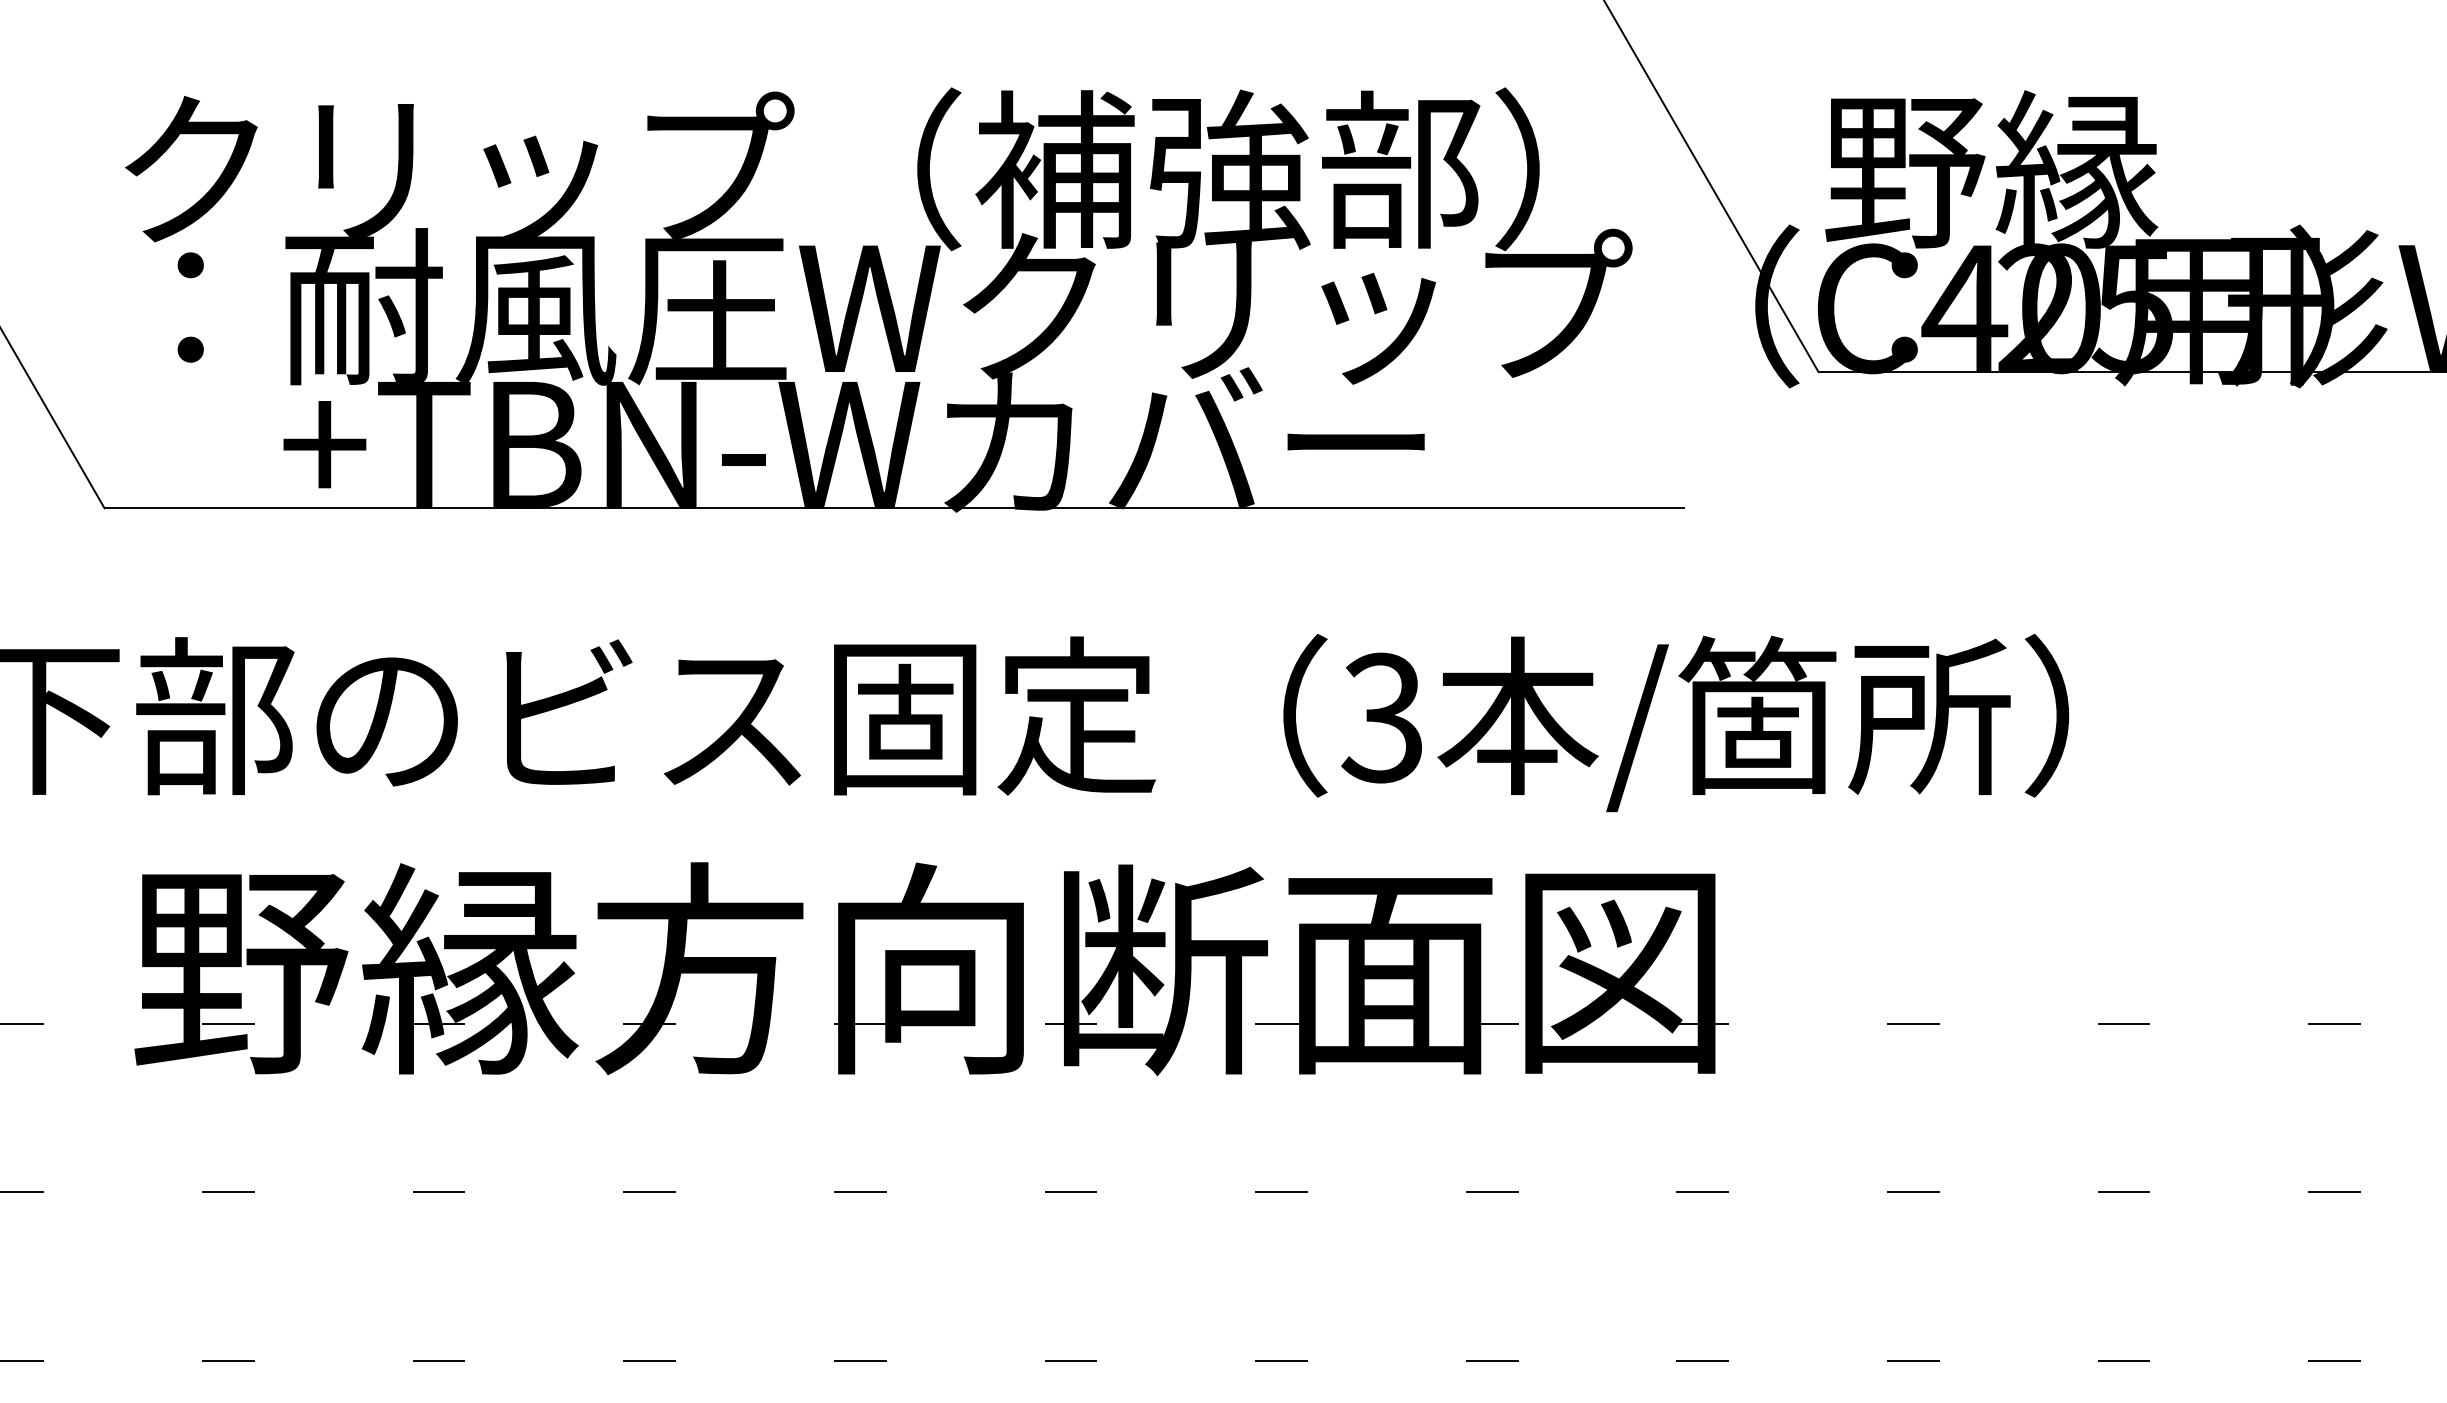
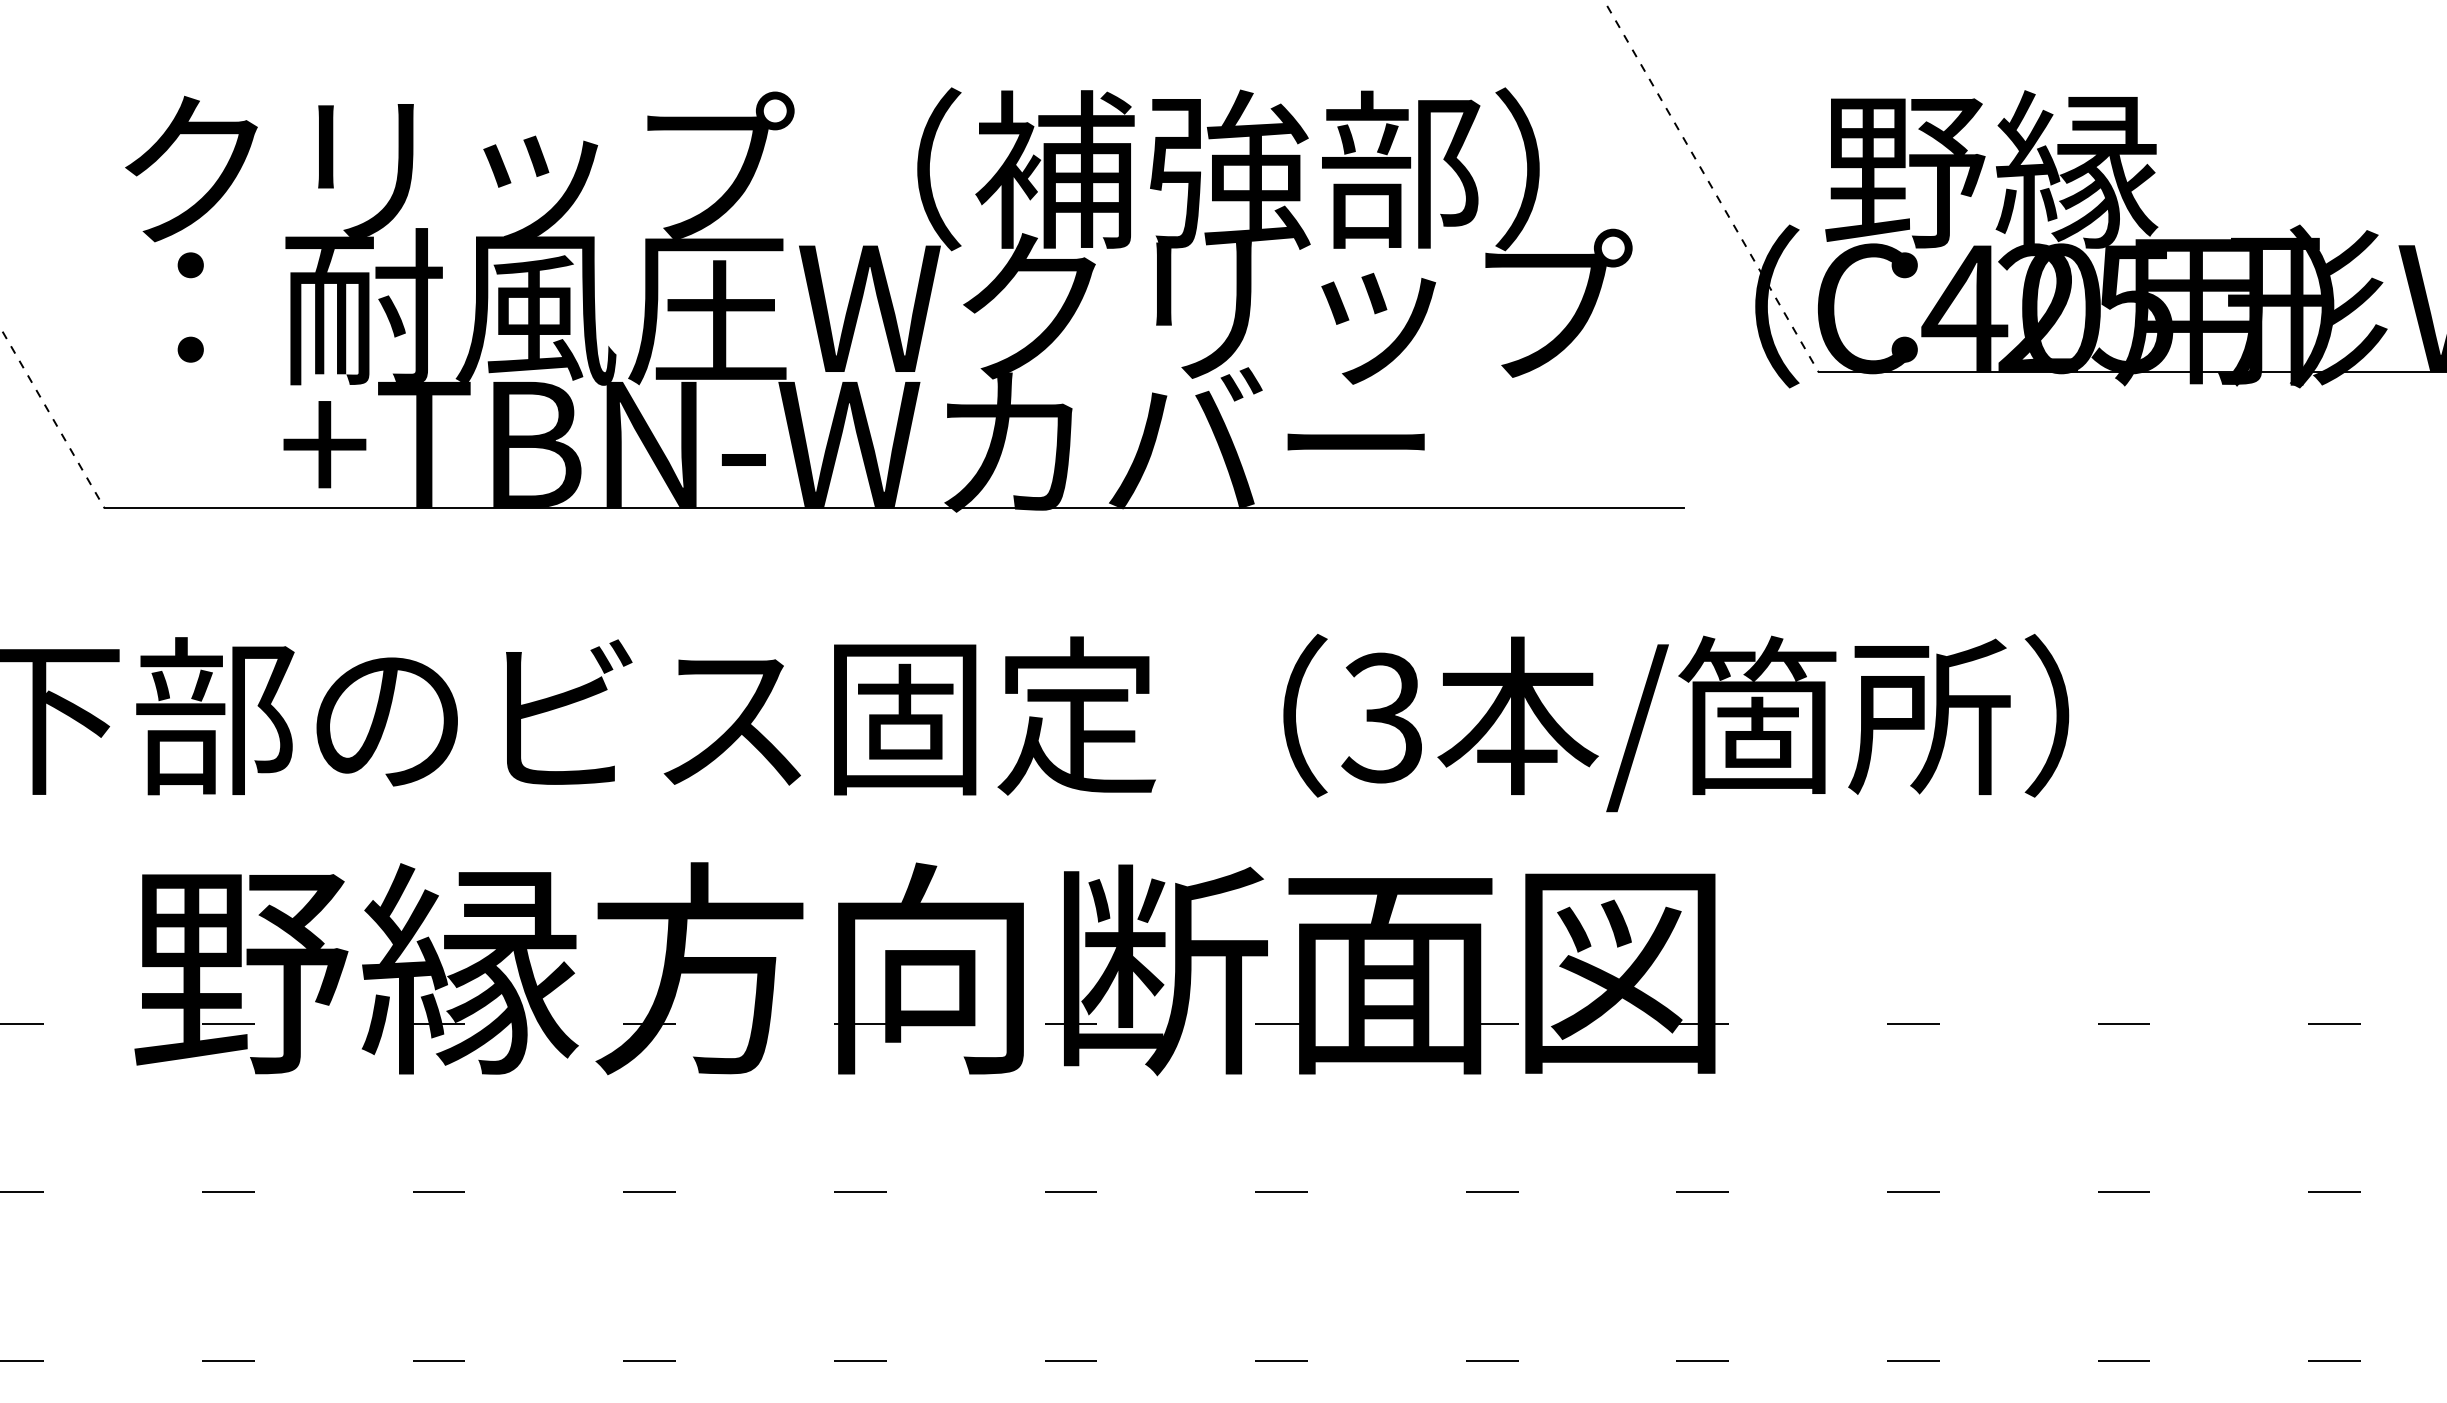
line: solid -> dashed (1711, 186)
line: solid -> dashed (52, 418)
